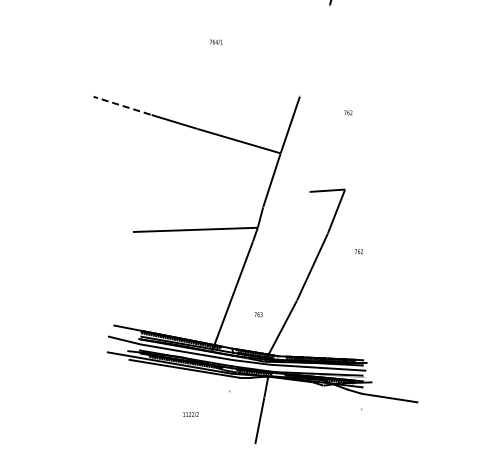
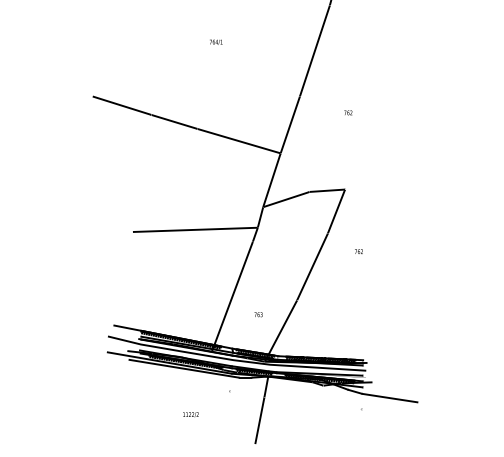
line: none -> present (314, 50)
line: dashed -> solid (122, 105)
line: none -> present (286, 199)
